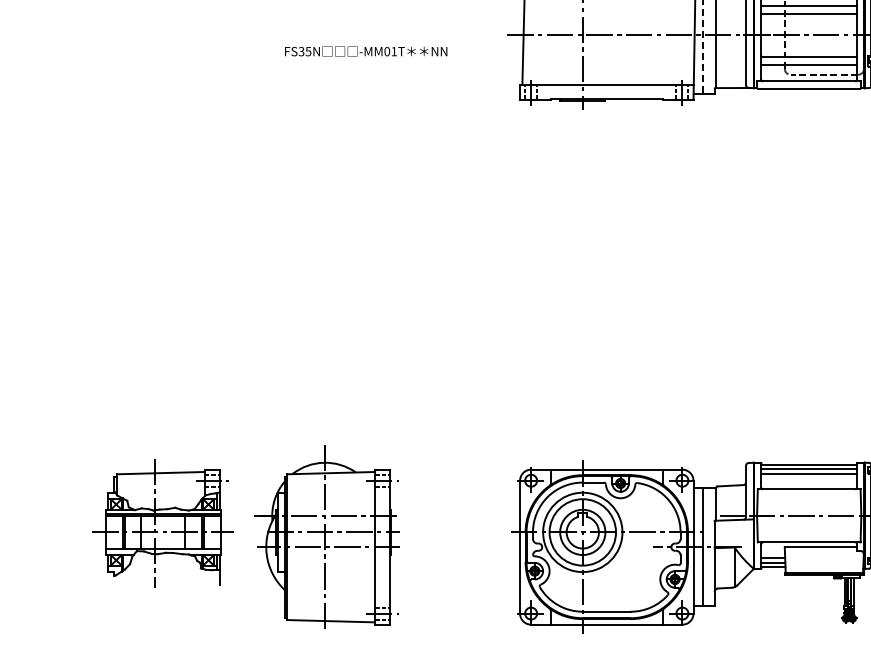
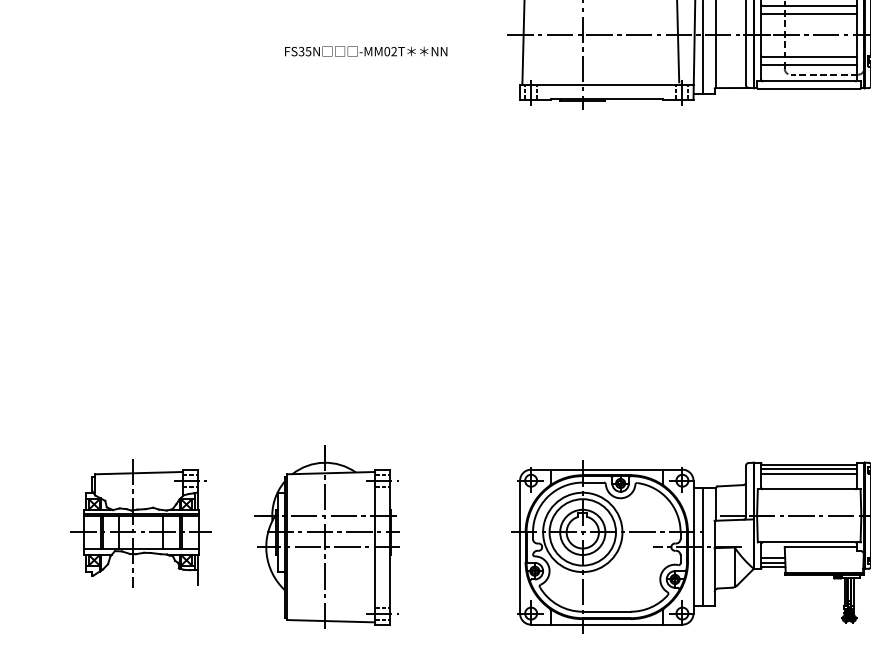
line: none -> present (678, 42)
line: dashed -> solid (703, 47)
text: -MM01T -> -MM02T (394, 51)
part position: (162, 523) -> (140, 523) (140, 523)
